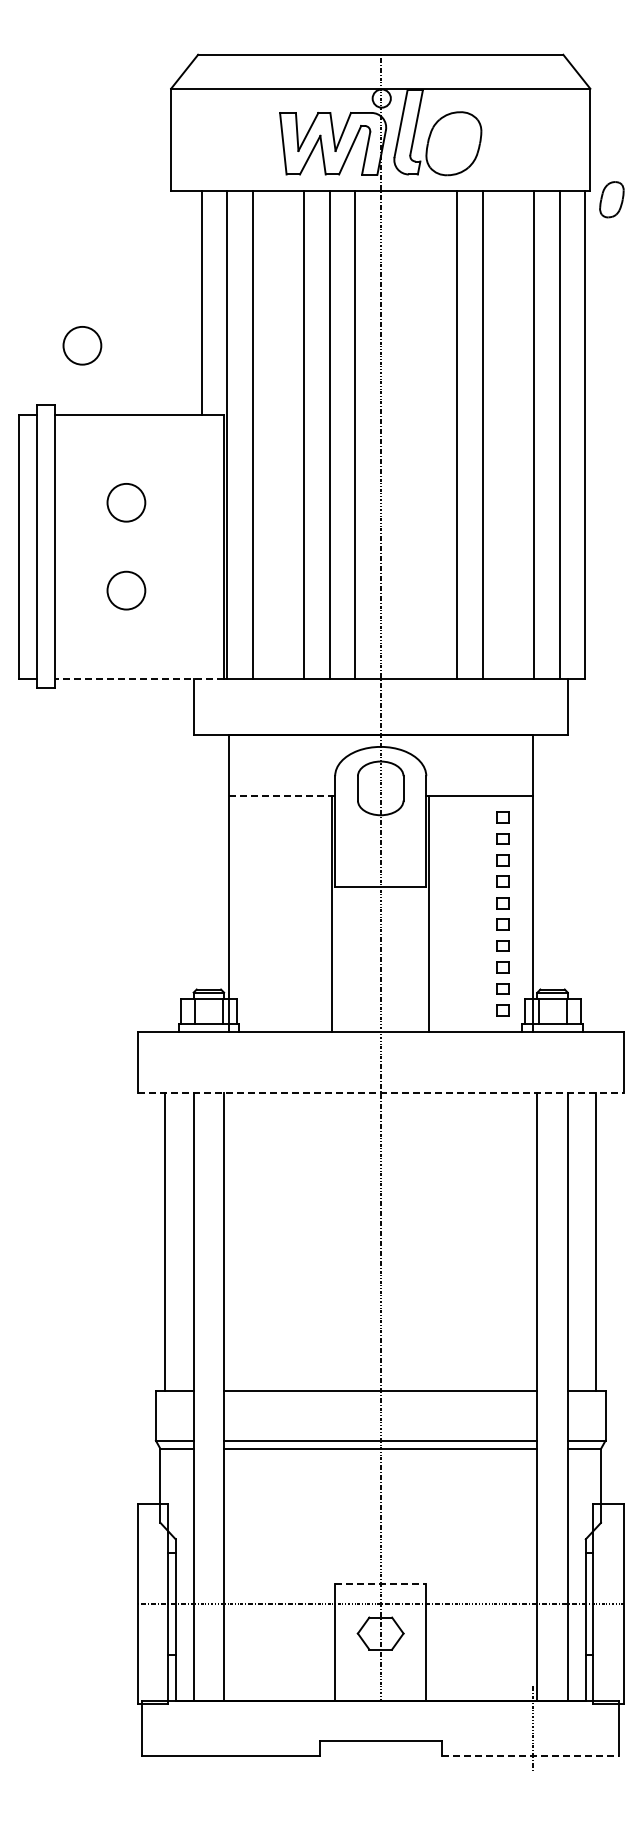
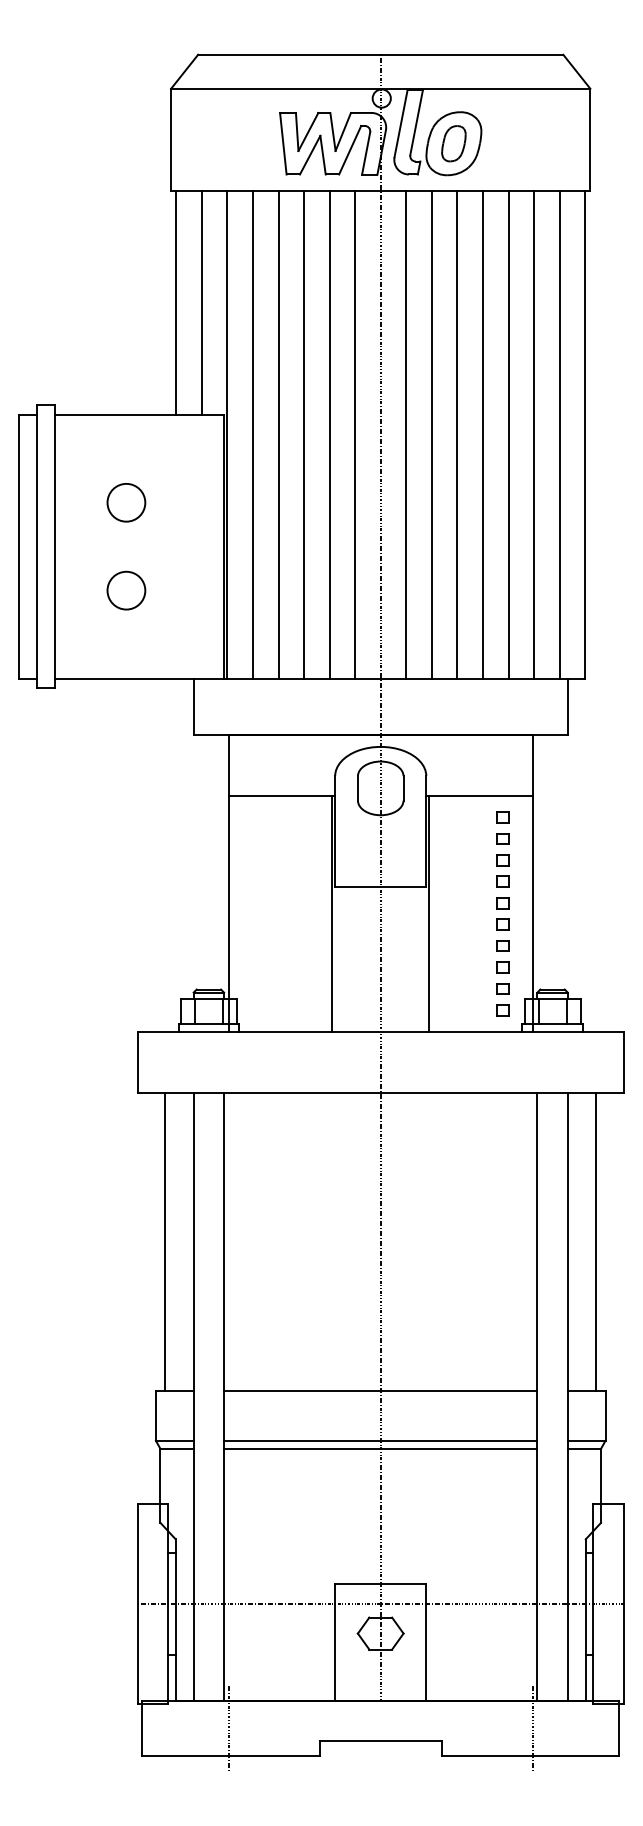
part position: (611, 199) -> (453, 143) (453, 143)
line: none -> present (176, 302)
circle: present -> none (82, 345)
line: none -> present (278, 434)
line: none -> present (406, 434)
line: none -> present (431, 434)
line: none -> present (508, 434)
line: dashed -> solid (139, 678)
line: dashed -> solid (282, 796)
line: dashed -> solid (381, 1092)
line: dashed -> solid (380, 1584)
line: none -> present (228, 1728)
line: dashed -> solid (530, 1756)
